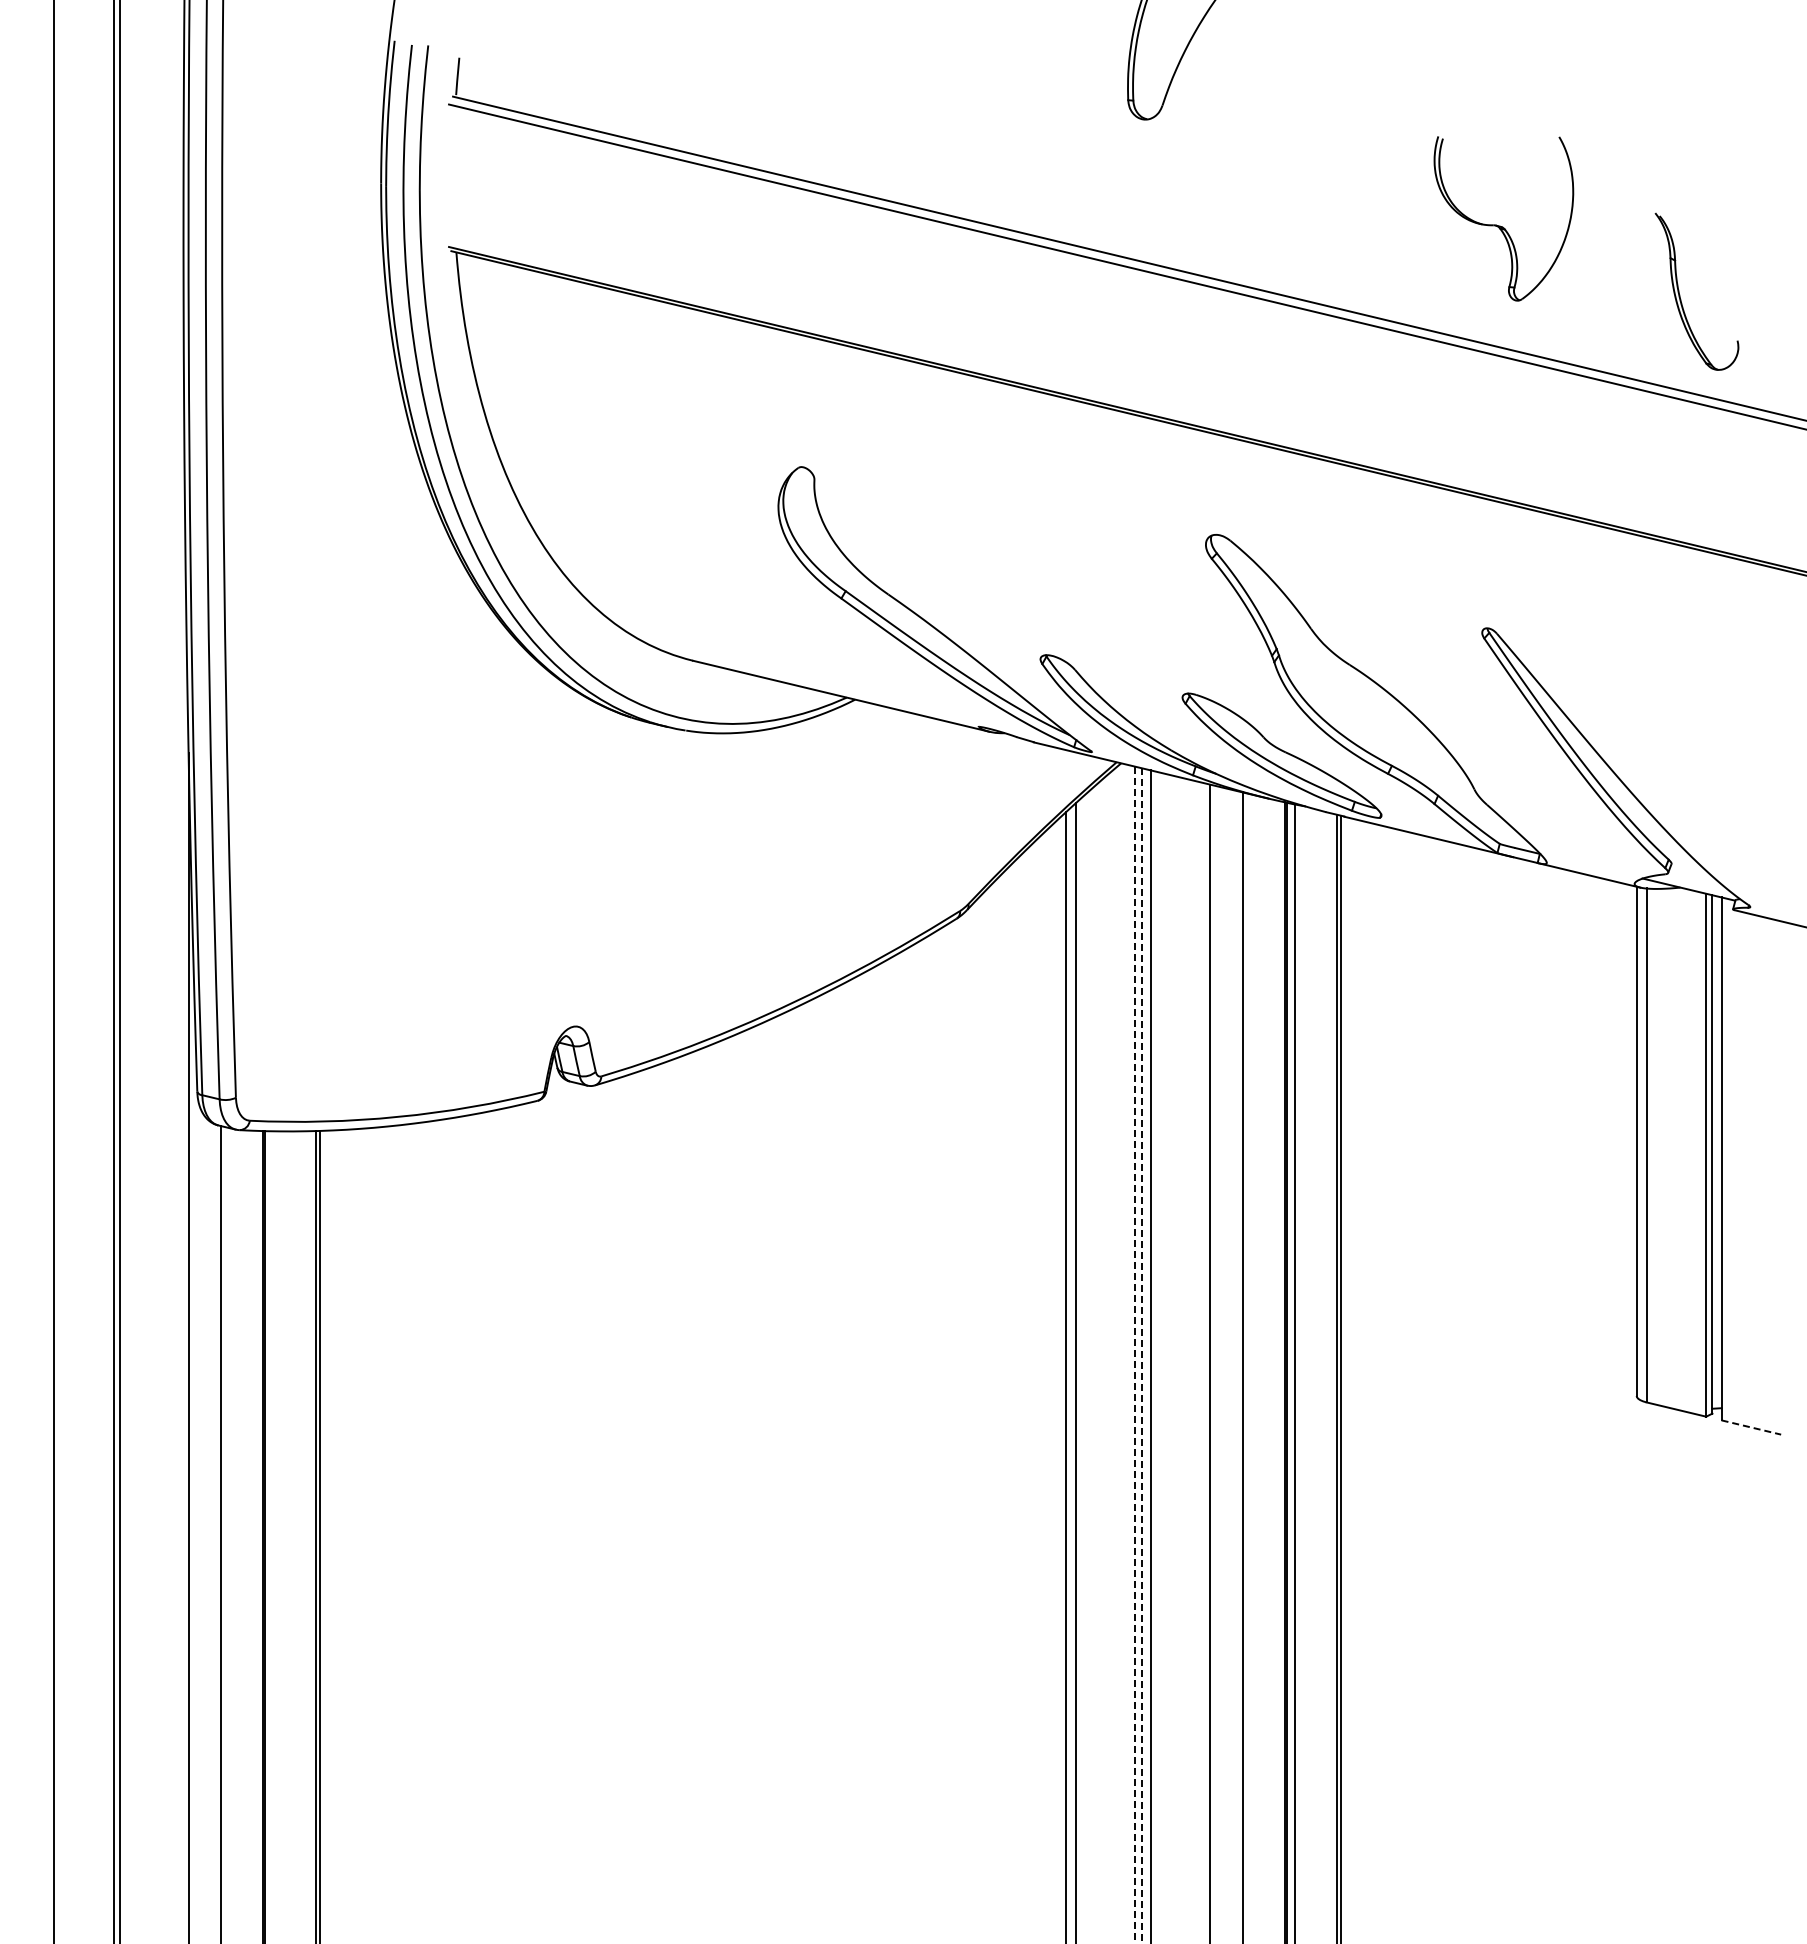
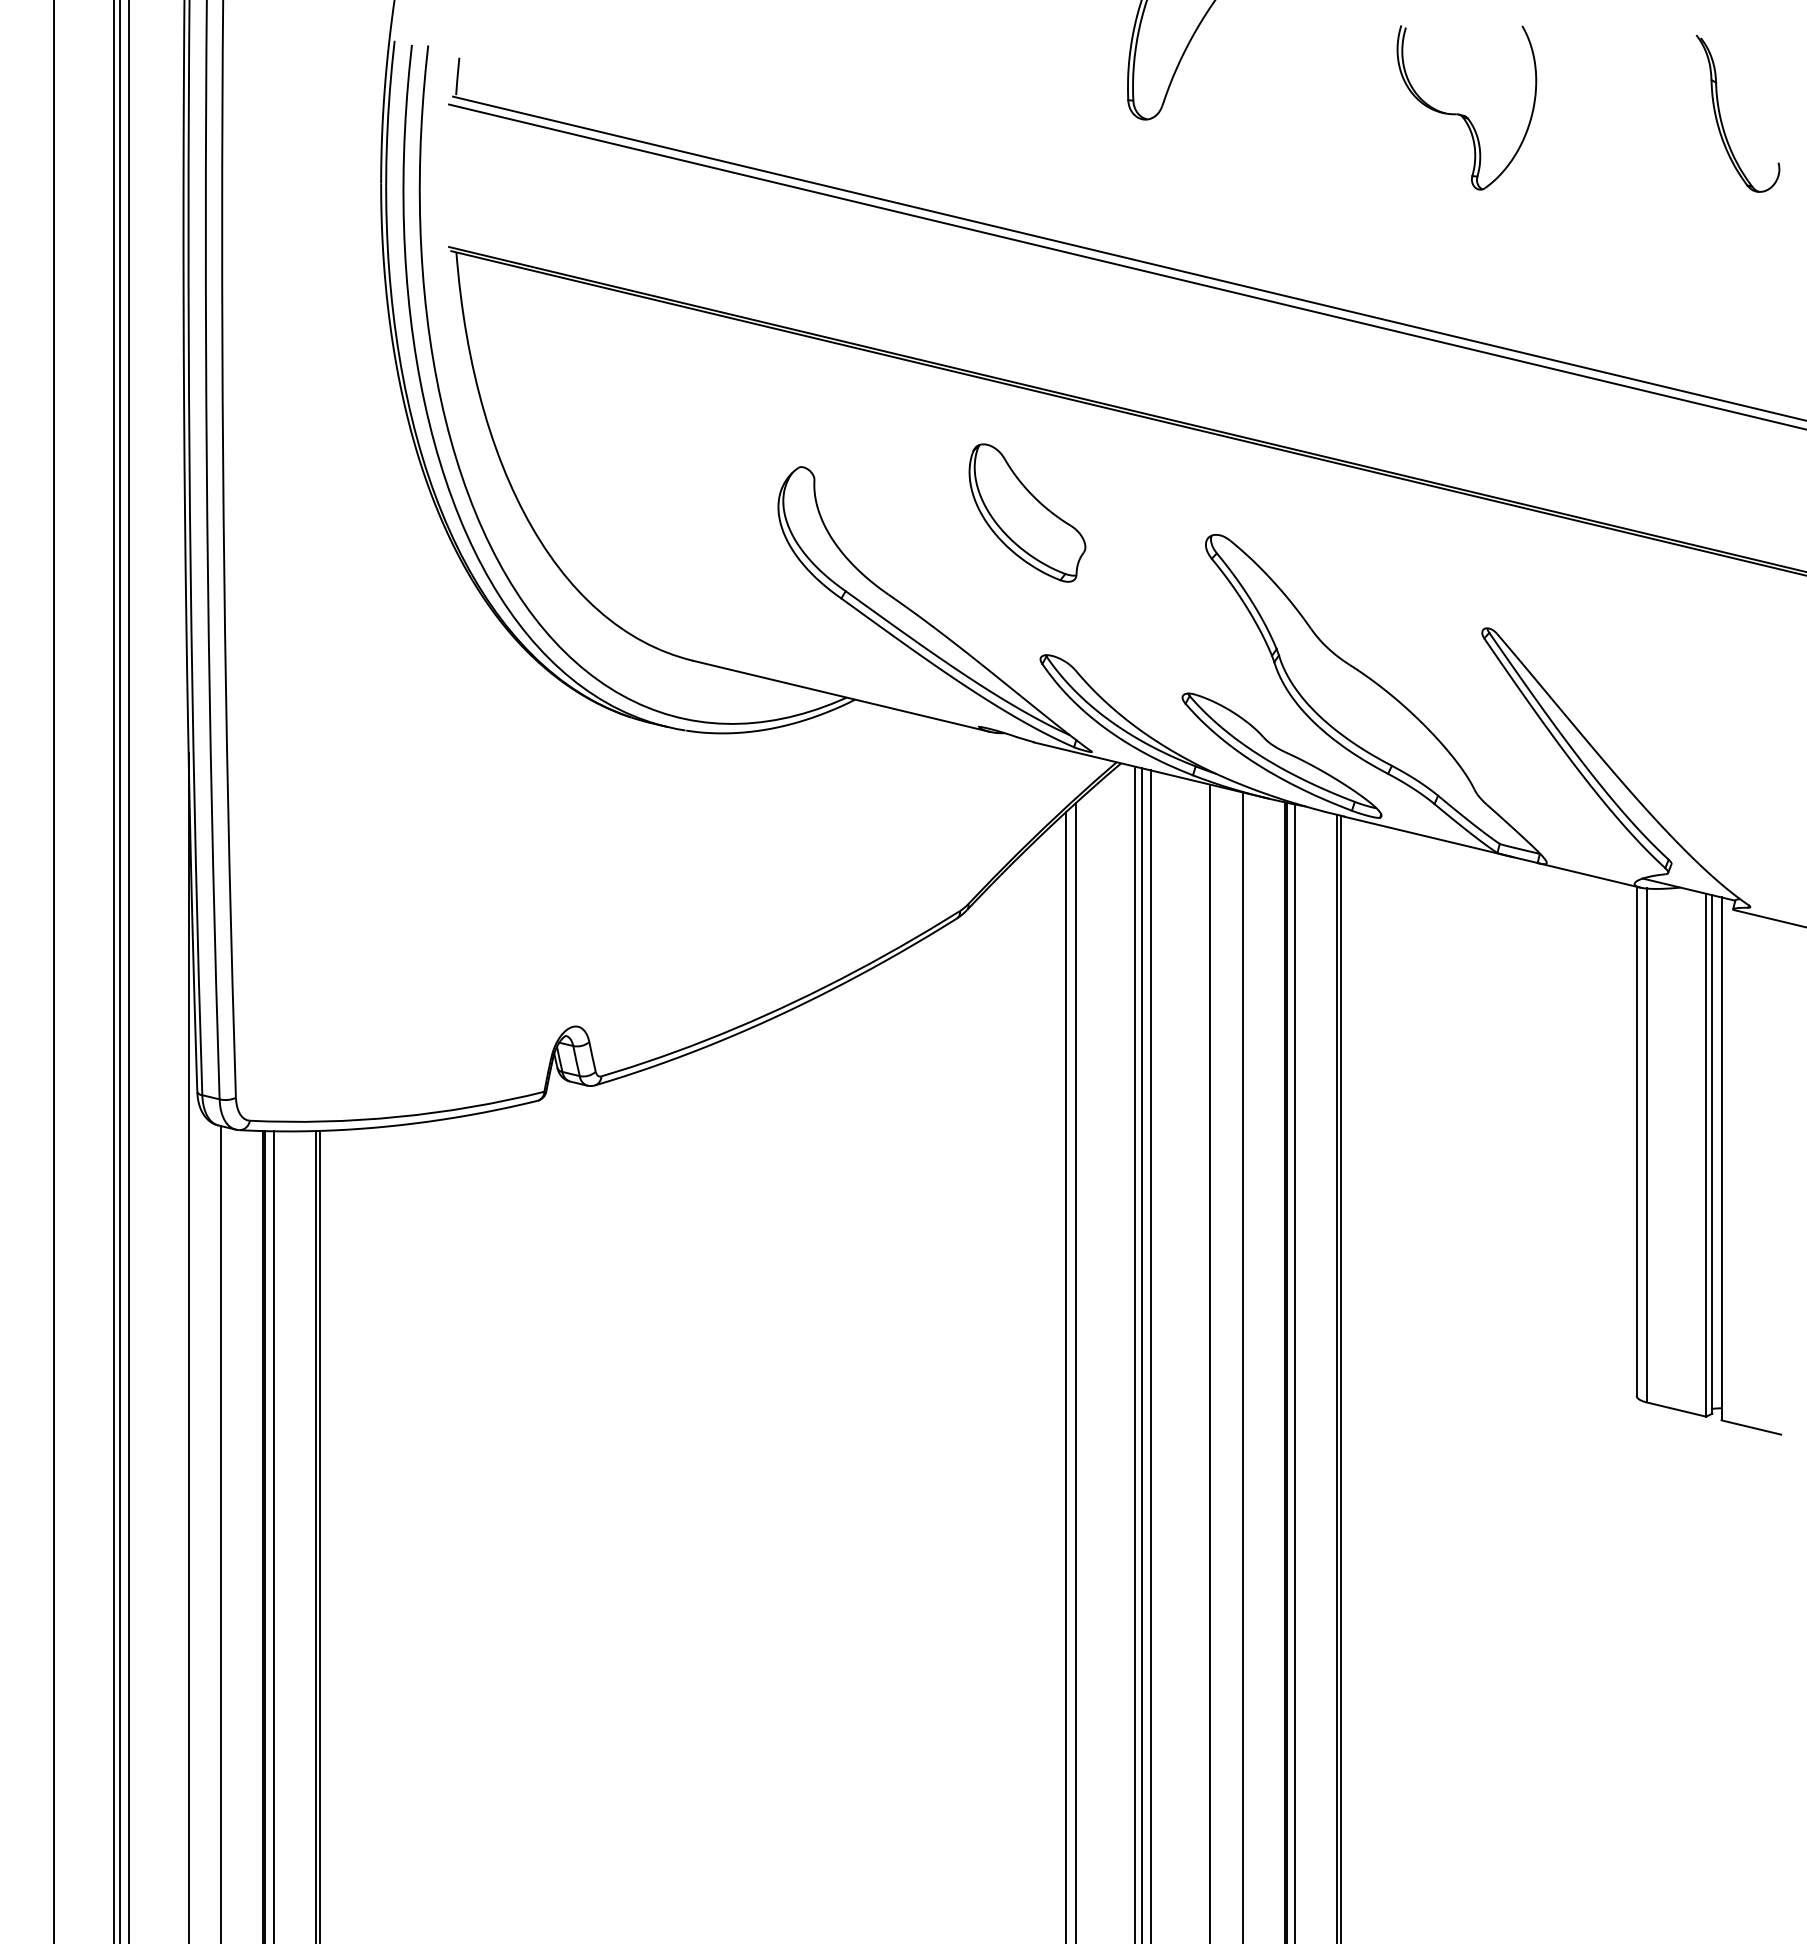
part position: (1500, 225) -> (1463, 114) (1463, 114)
part position: (1680, 294) -> (1721, 116) (1721, 116)
part: none -> present (1027, 512)
line: none -> present (129, 971)
line: dashed -> solid (1135, 1355)
line: dashed -> solid (1141, 1356)
line: dashed -> solid (1751, 1427)
line: none -> present (273, 1535)
